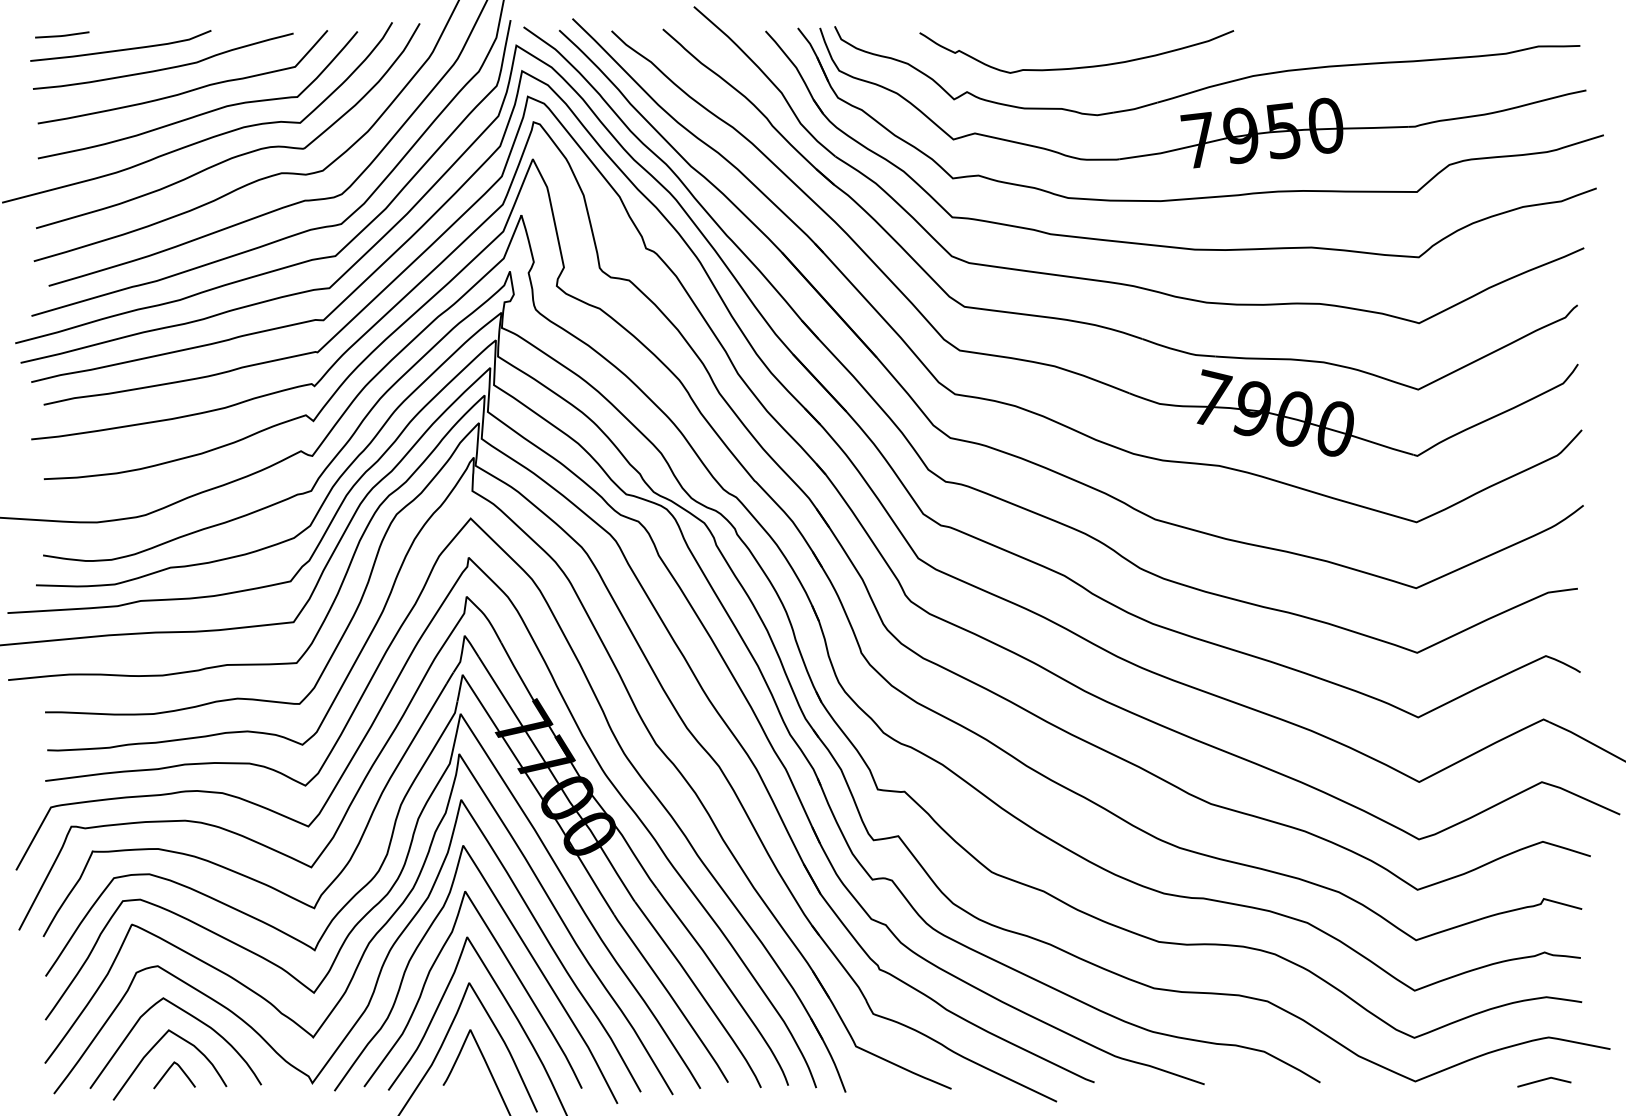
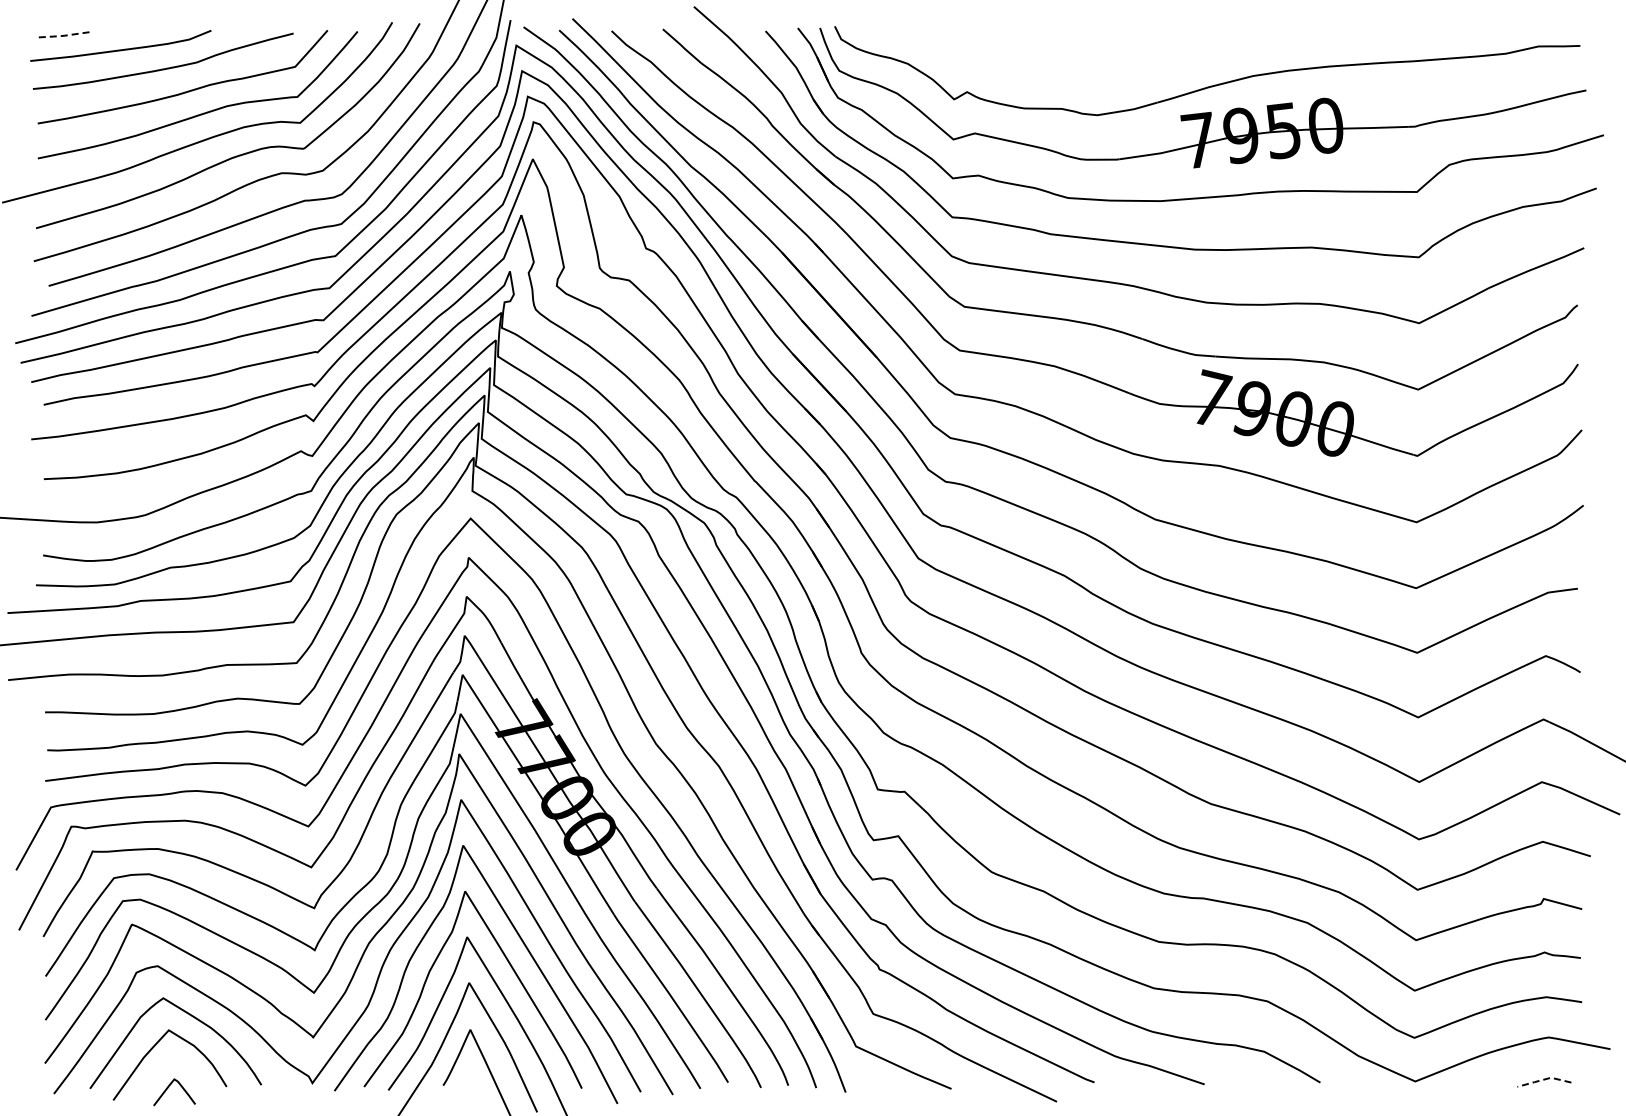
line: solid -> dashed (62, 35)
curve: present -> none (1080, 66)
curve position: (168, 1071) -> (168, 1088) (168, 1088)
line: solid -> dashed (1543, 1079)
